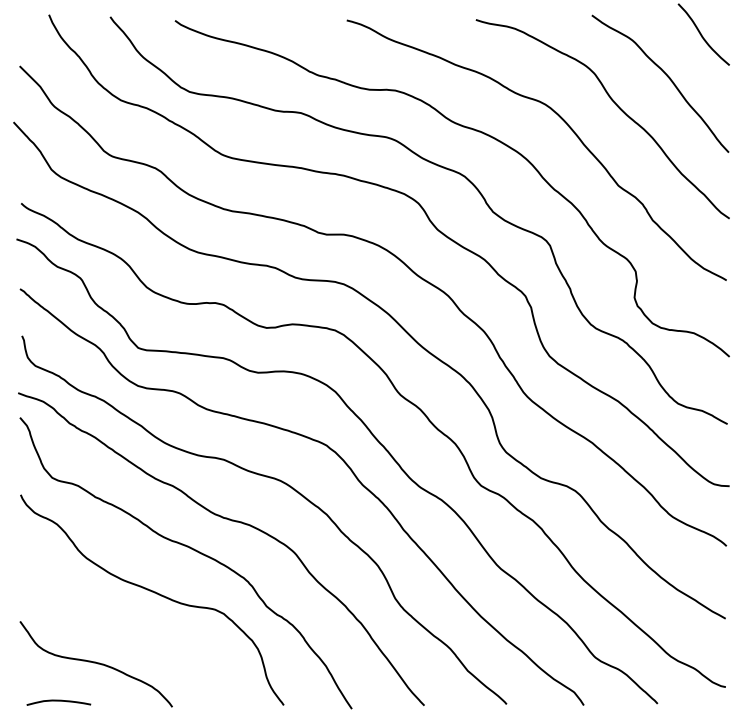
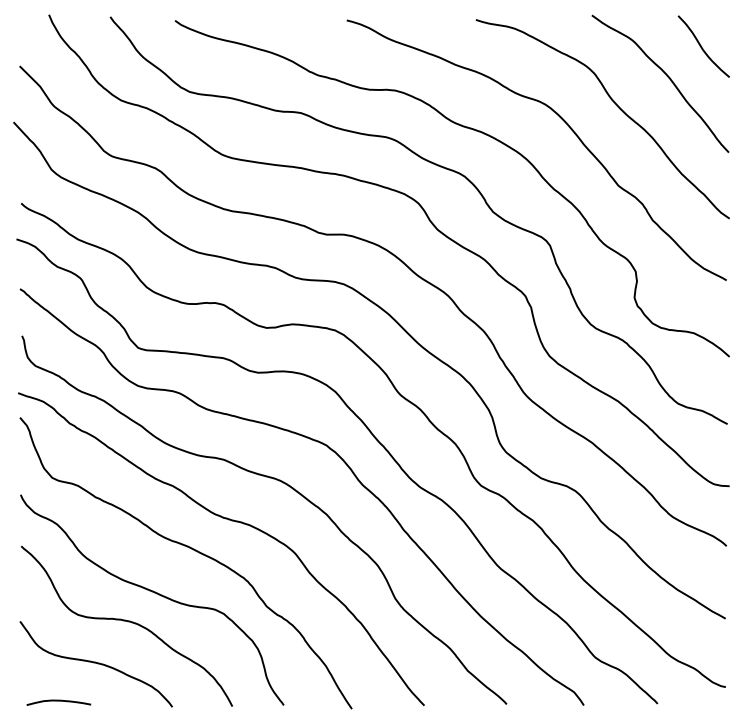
curve position: (702, 35) -> (702, 47) (702, 47)
curve: none -> present (128, 622)
